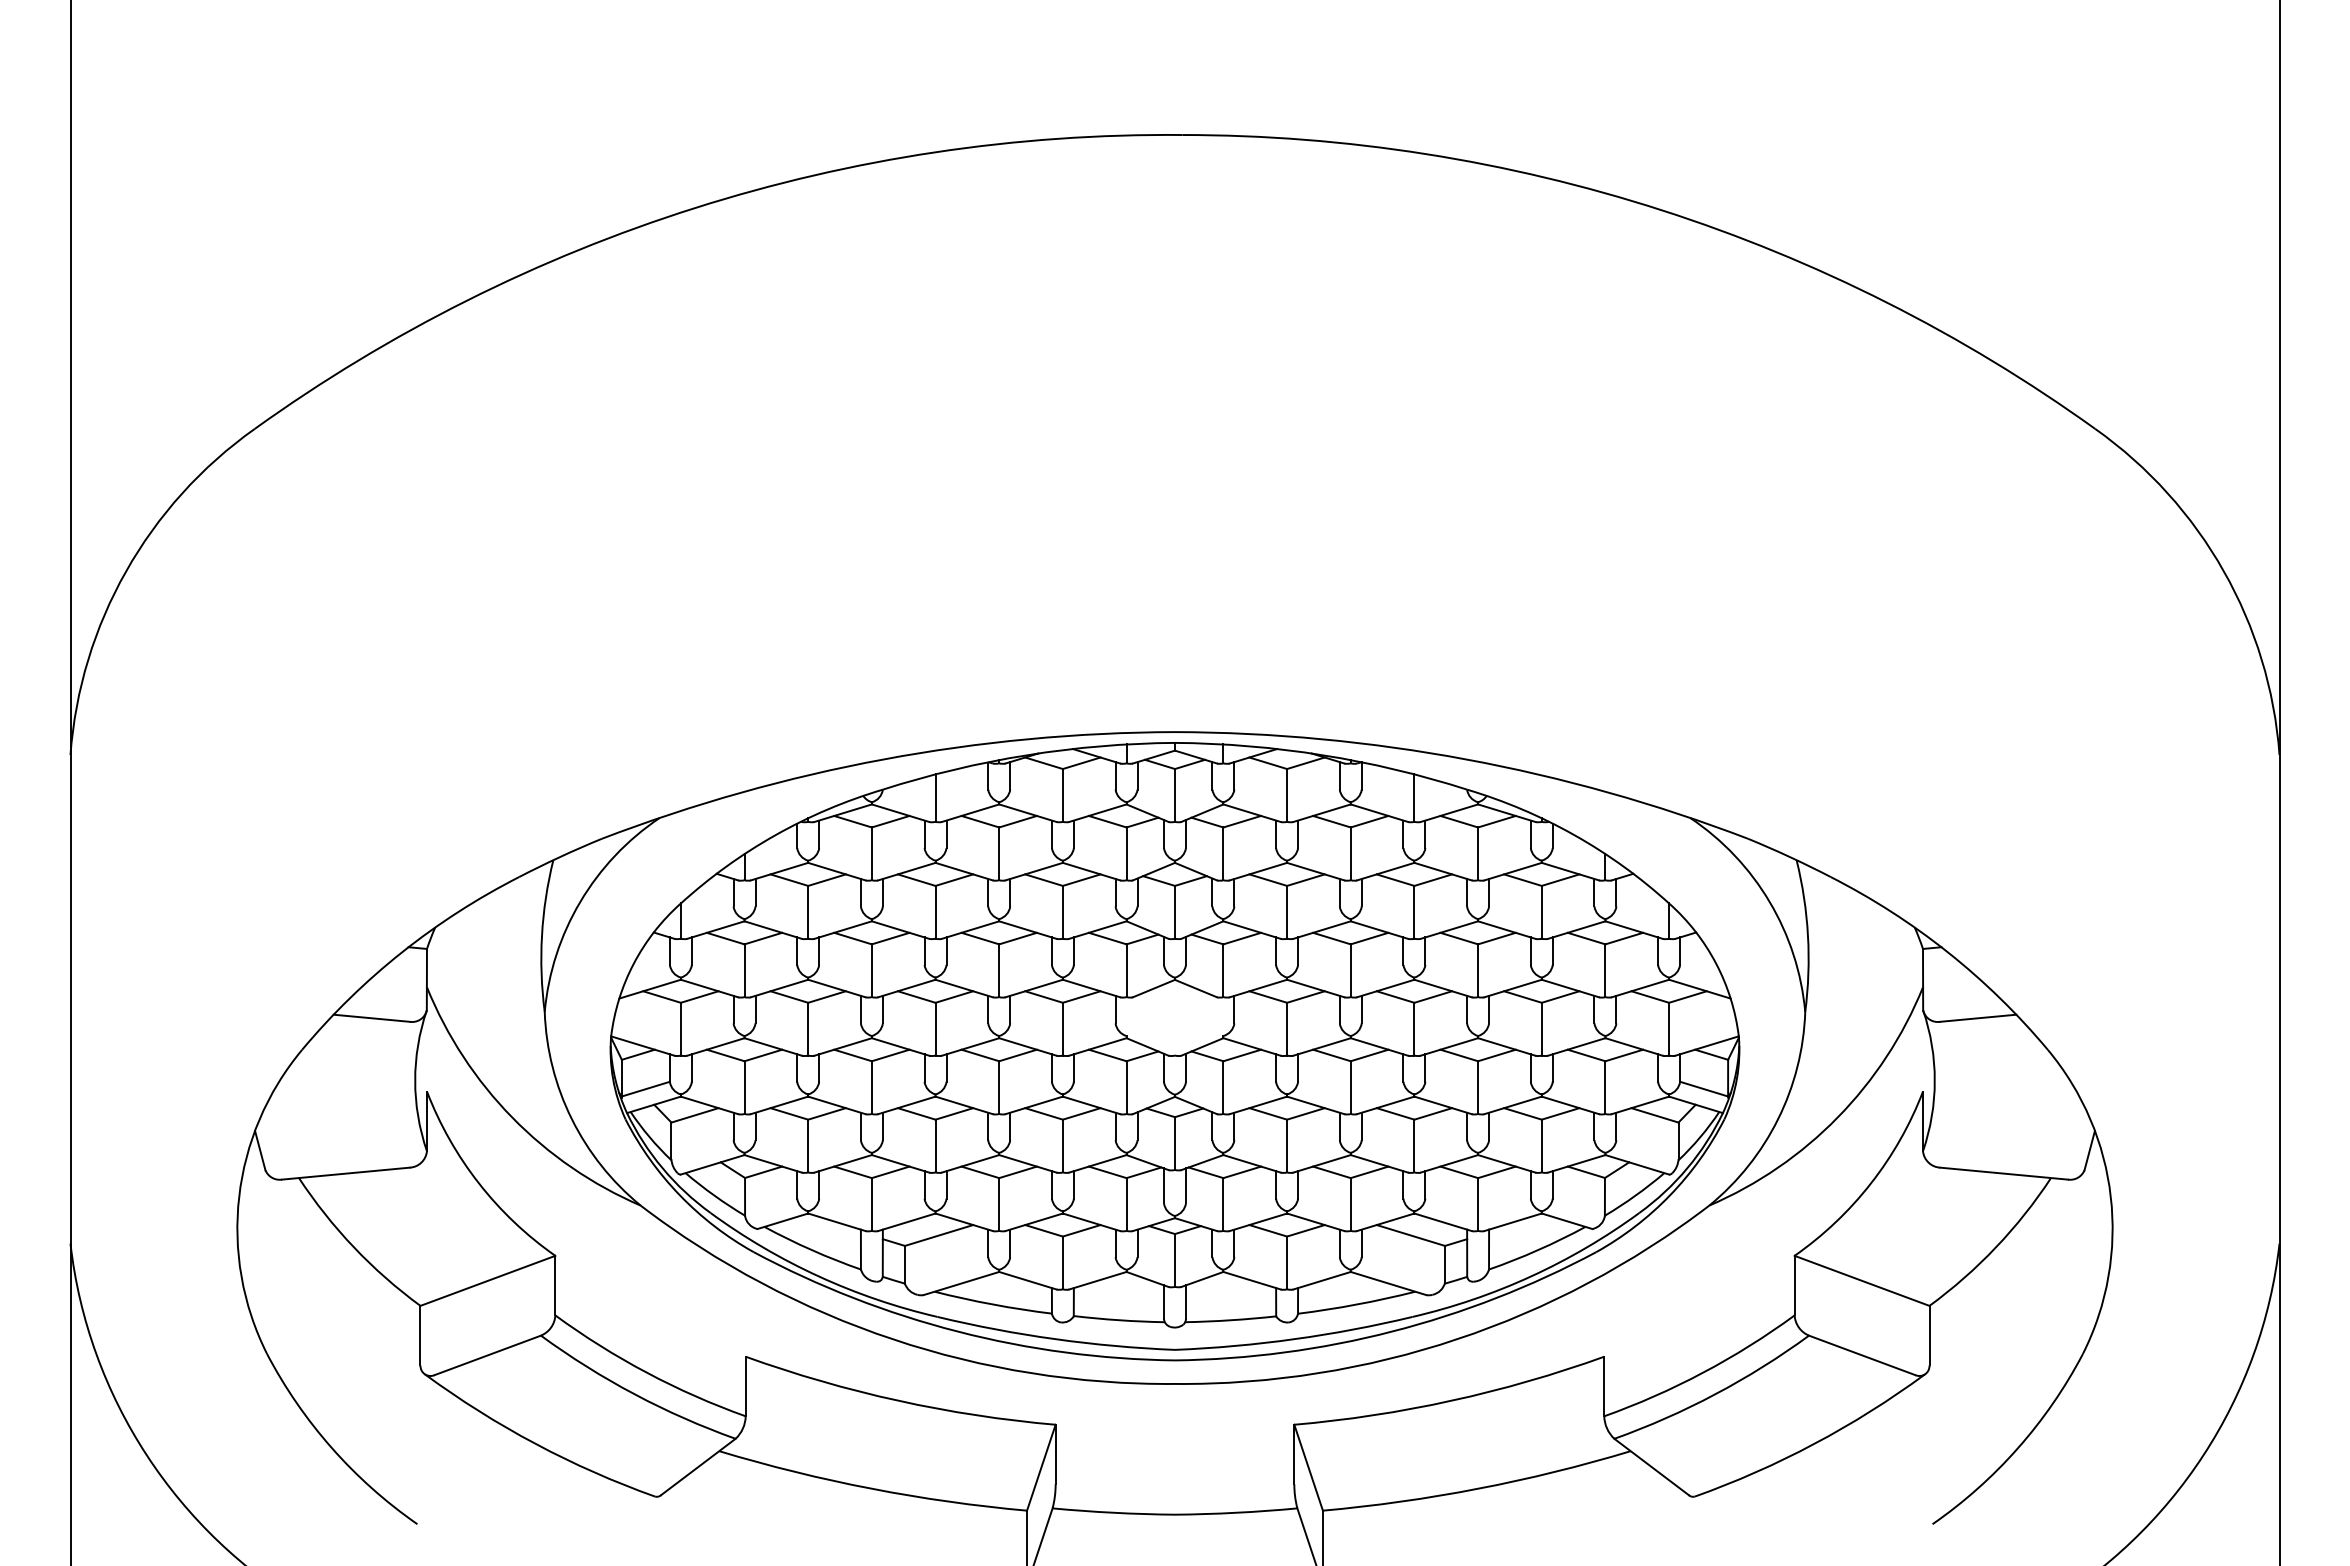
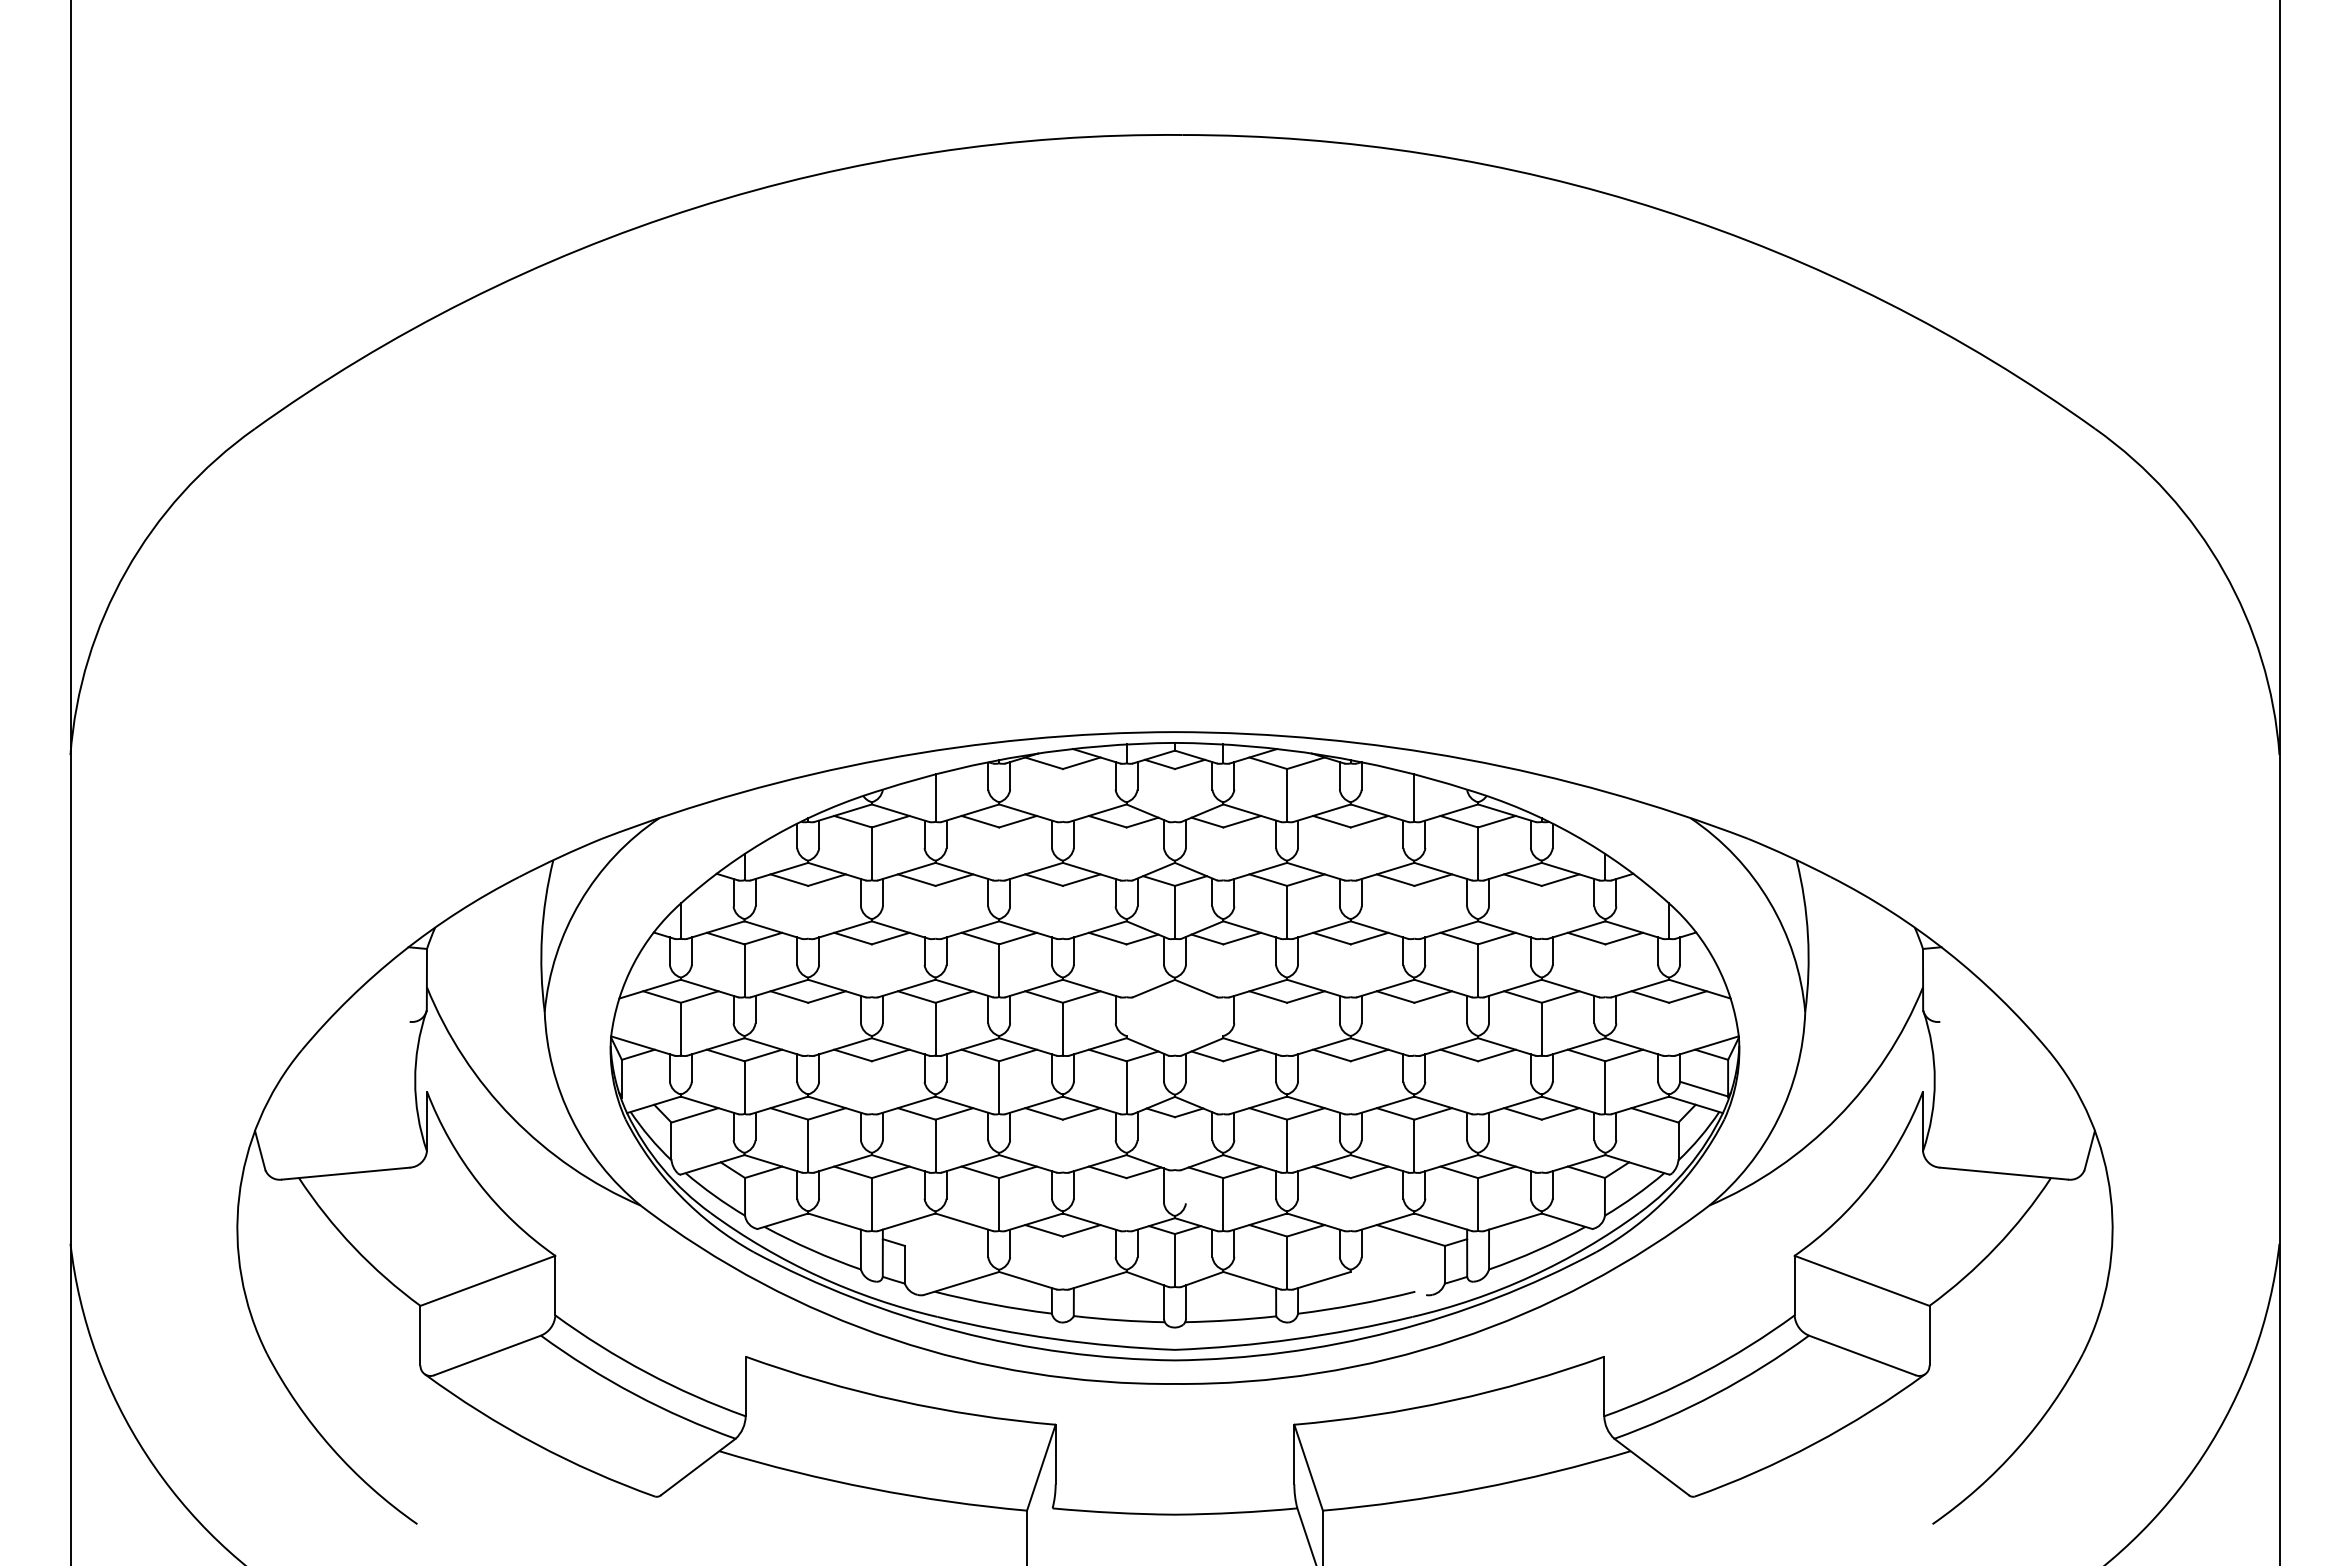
line: present -> none (1062, 795)
line: present -> none (1175, 795)
line: present -> none (999, 853)
line: present -> none (1126, 853)
line: present -> none (1223, 853)
line: present -> none (1350, 853)
line: present -> none (808, 911)
line: present -> none (935, 911)
line: present -> none (1062, 911)
line: present -> none (1414, 911)
line: present -> none (1541, 911)
line: present -> none (871, 970)
line: present -> none (1126, 970)
line: present -> none (1223, 970)
line: present -> none (1350, 970)
line: present -> none (1605, 970)
line: present -> none (371, 1017)
line: present -> none (1978, 1017)
line: present -> none (808, 1028)
line: present -> none (1287, 1028)
line: present -> none (1414, 1028)
line: present -> none (1669, 1028)
line: present -> none (871, 1087)
line: present -> none (1223, 1087)
line: present -> none (1350, 1087)
line: present -> none (1478, 1087)
line: present -> none (645, 1088)
line: present -> none (1175, 1143)
line: present -> none (1062, 1145)
line: present -> none (1541, 1145)
line: present -> none (1185, 1185)
line: present -> none (1126, 1204)
line: present -> none (1350, 1204)
line: present -> none (938, 1235)
line: present -> none (1062, 1262)
line: present -> none (1388, 1283)
line: present -> none (1043, 1535)
